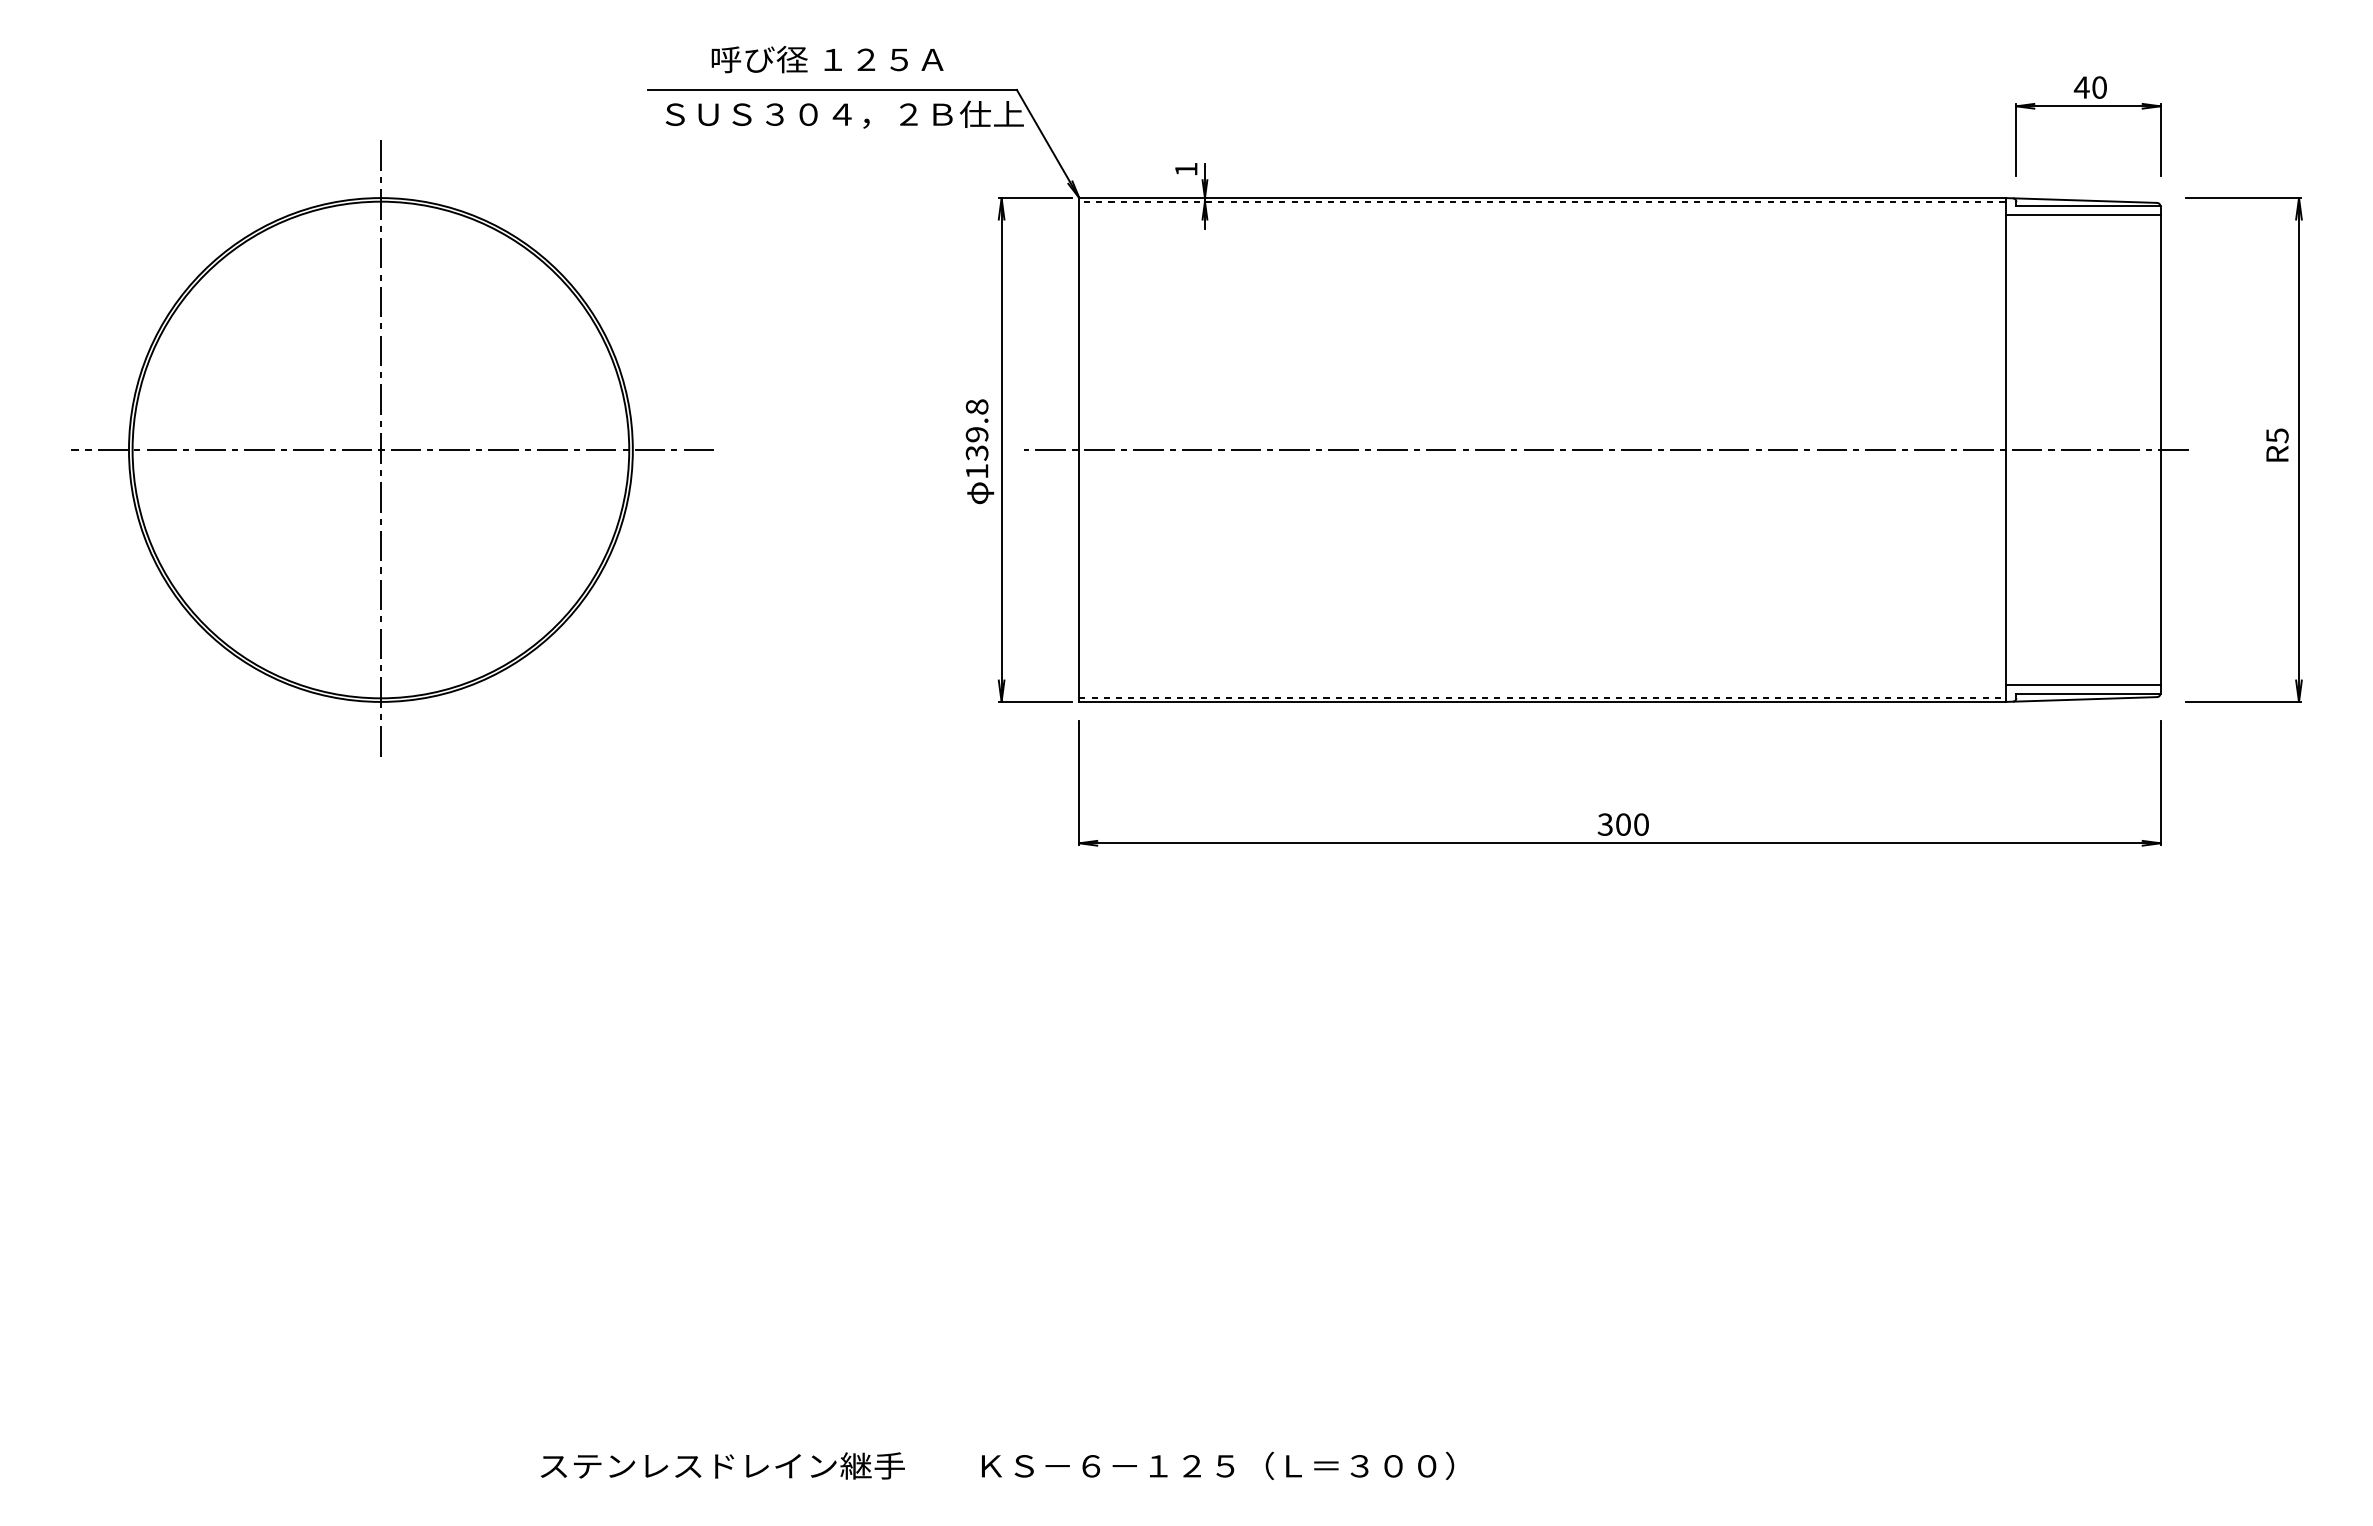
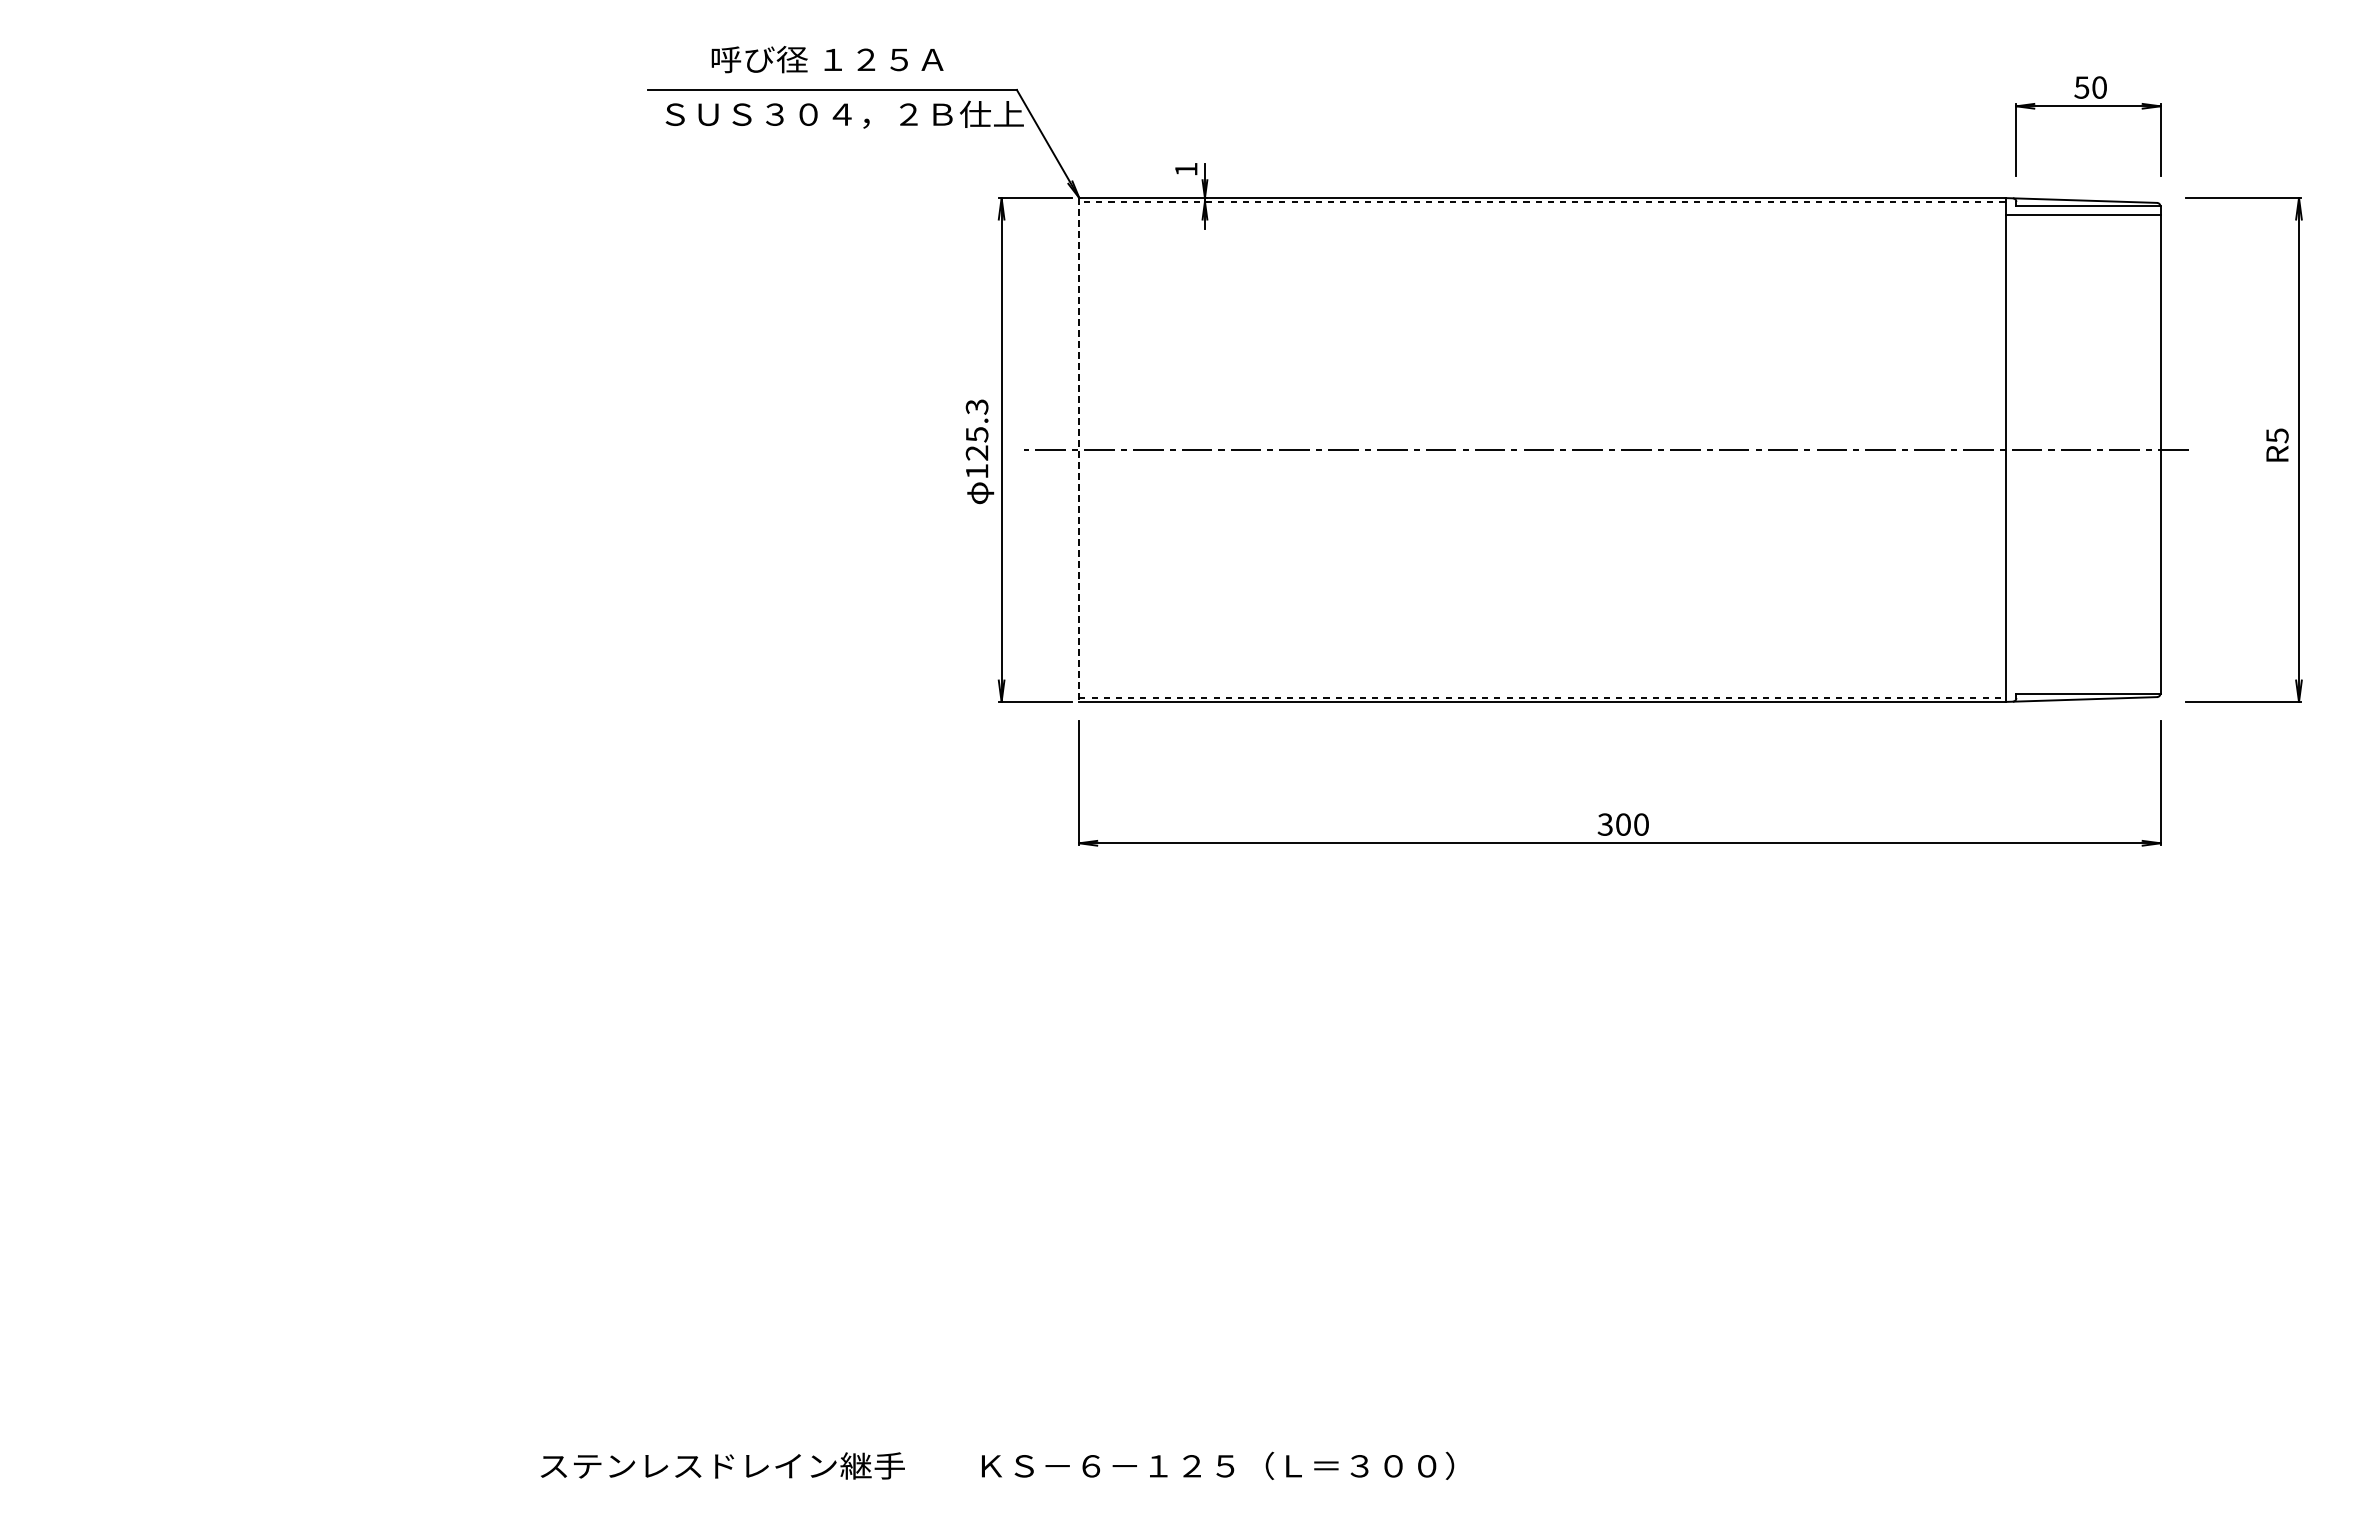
text: 40 -> 50 (2081, 87)
text: 139.8 -> 125.3 (976, 429)
part: present -> none (392, 448)
line: solid -> dashed (1079, 450)
line: present -> none (2082, 685)
